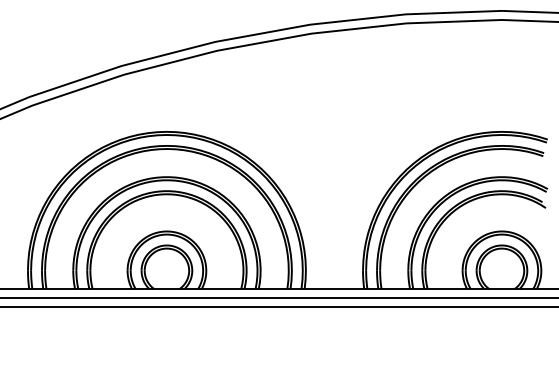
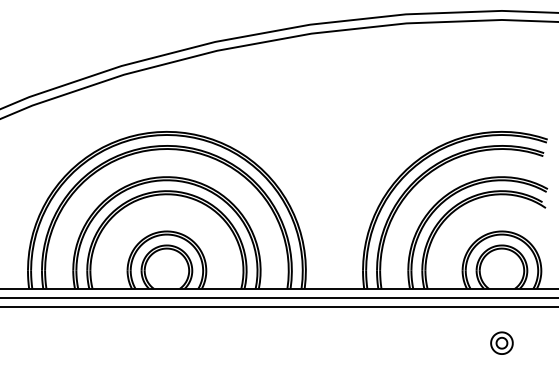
part: none -> present (501, 342)
